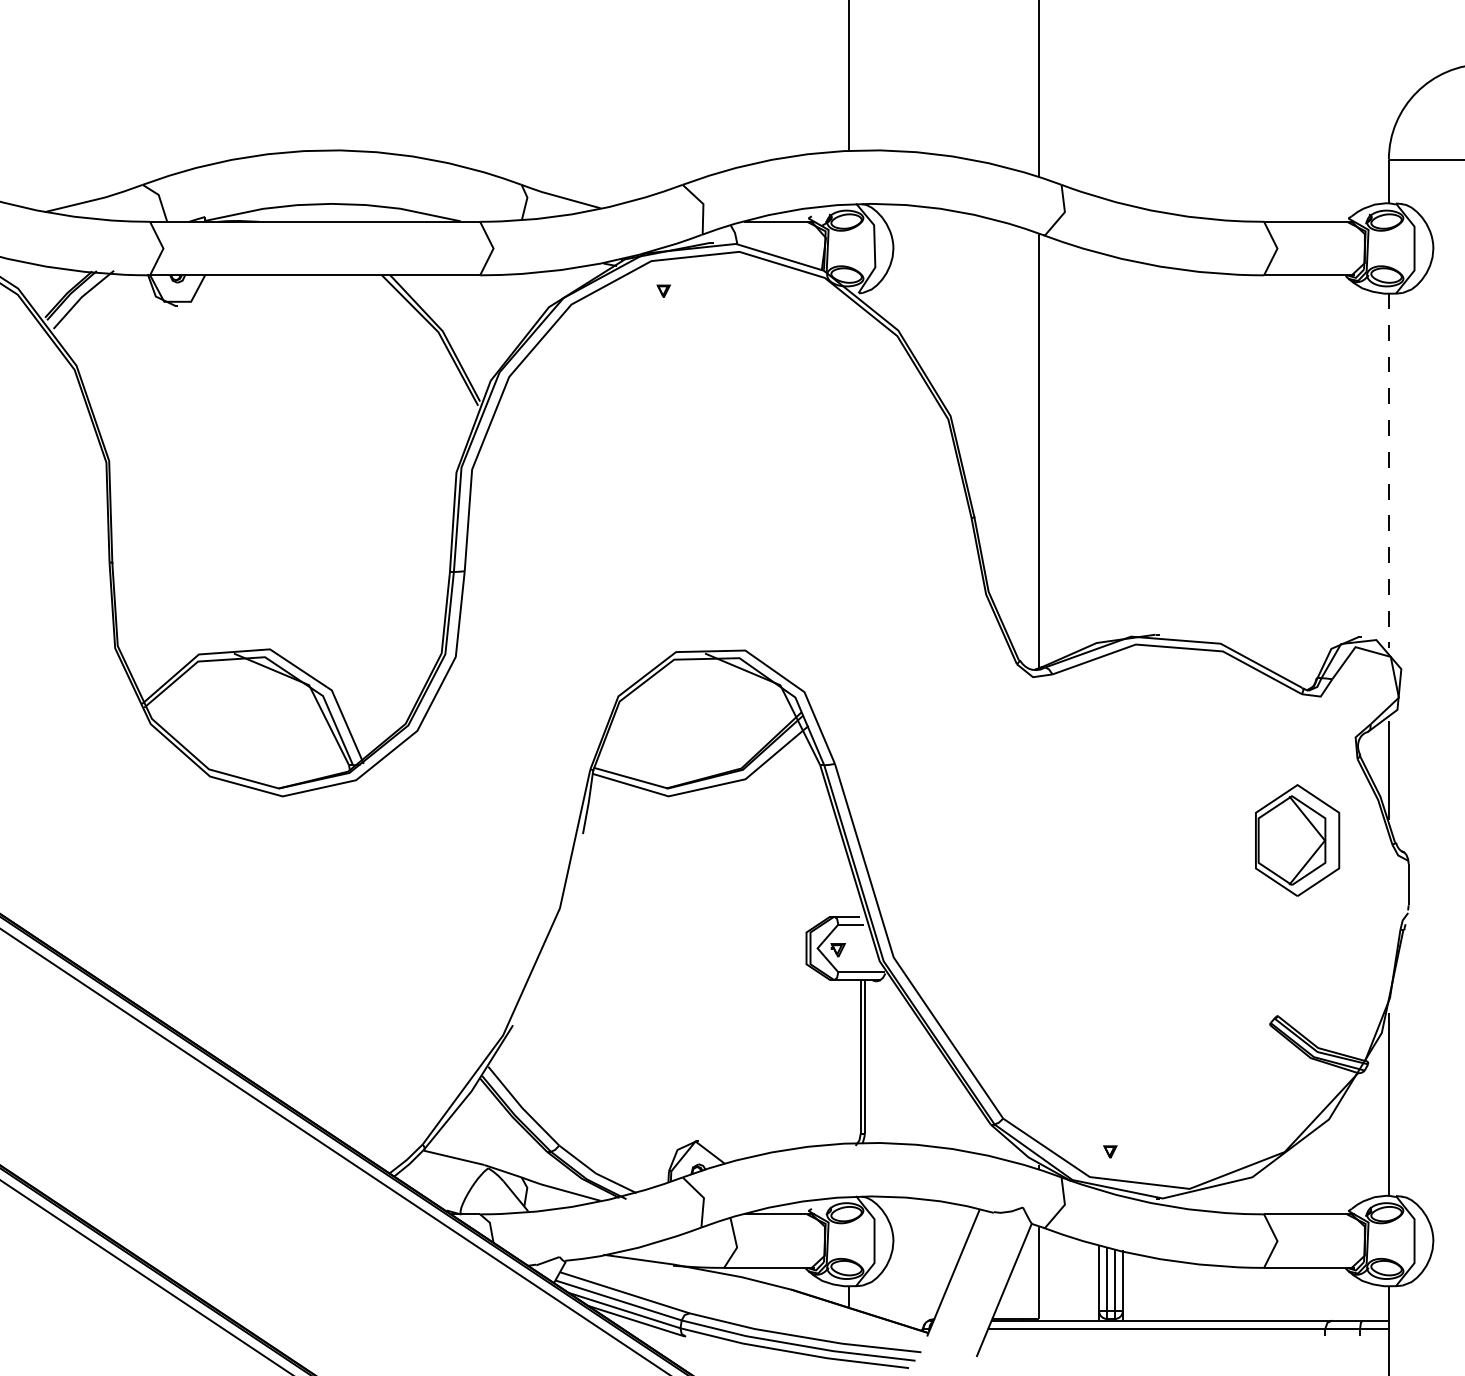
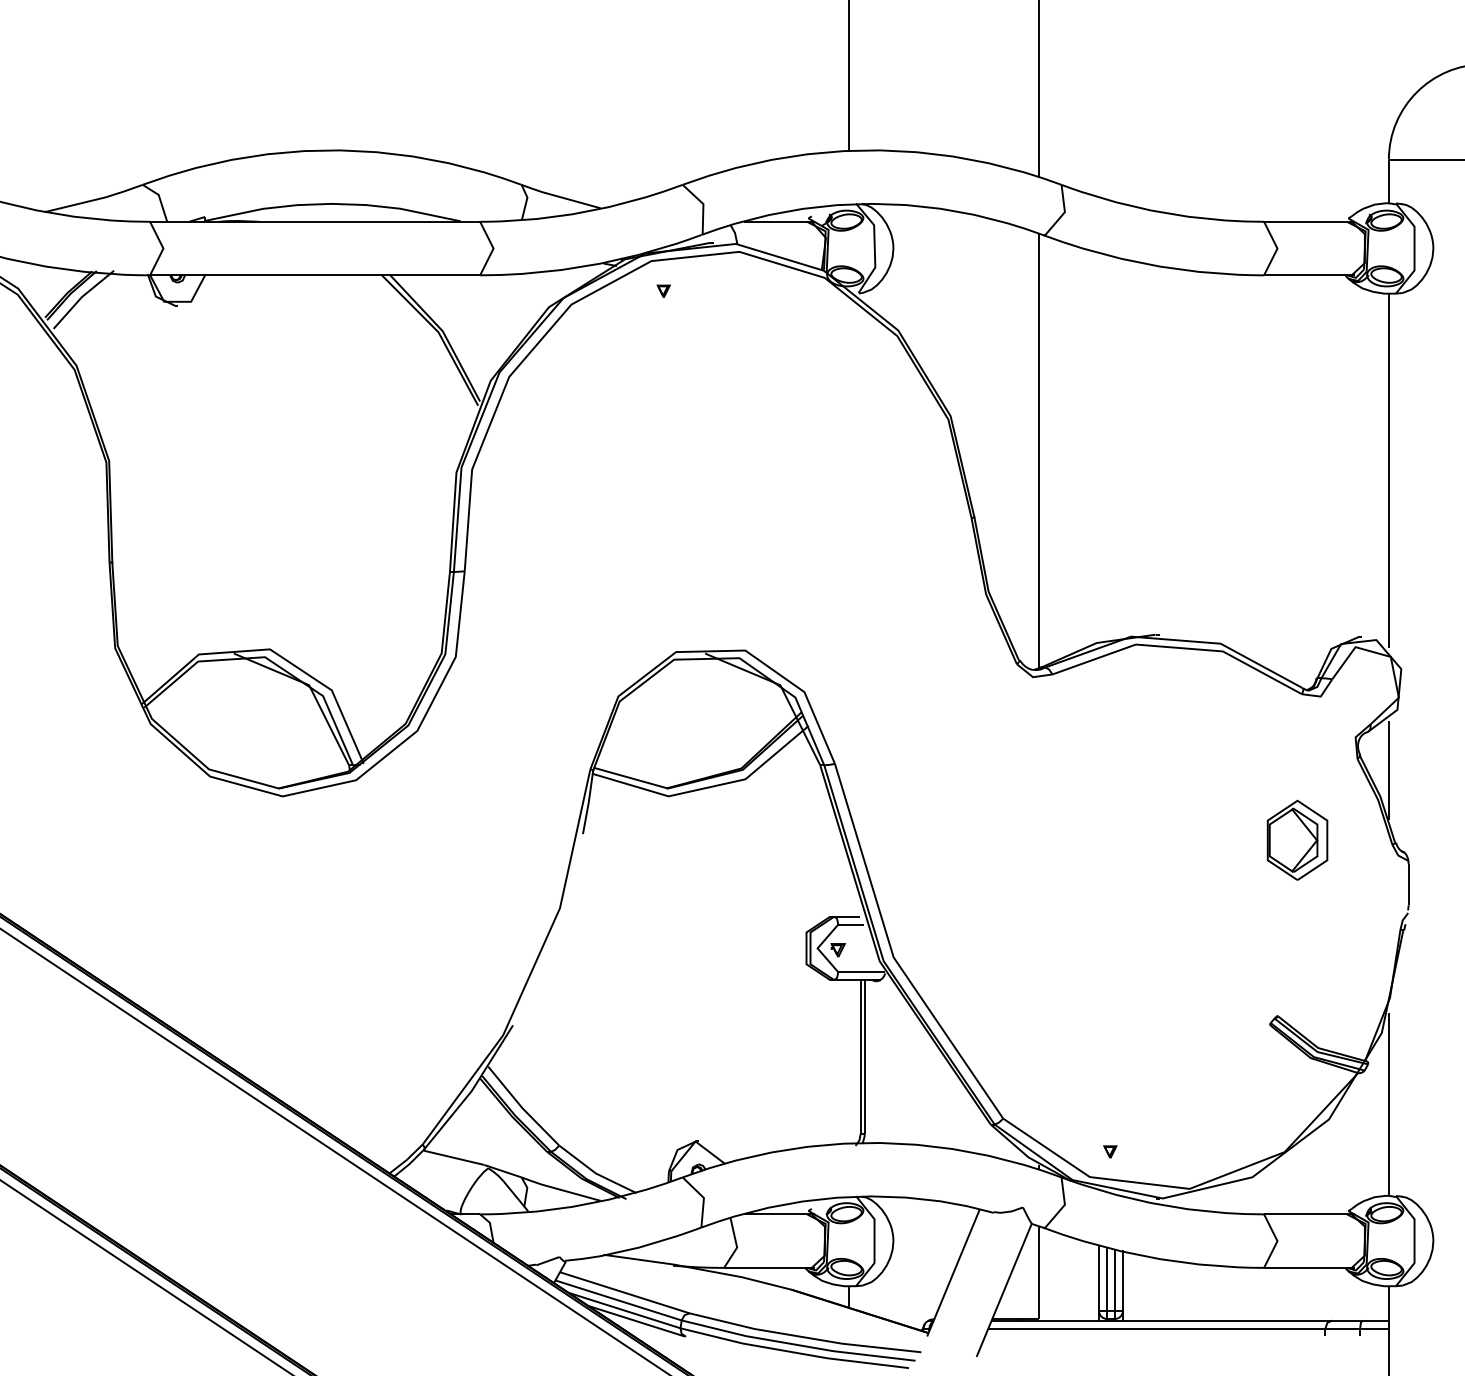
line: dashed -> solid (1388, 470)
part size: 86x113 px -> 63x82 px (1297, 839)
